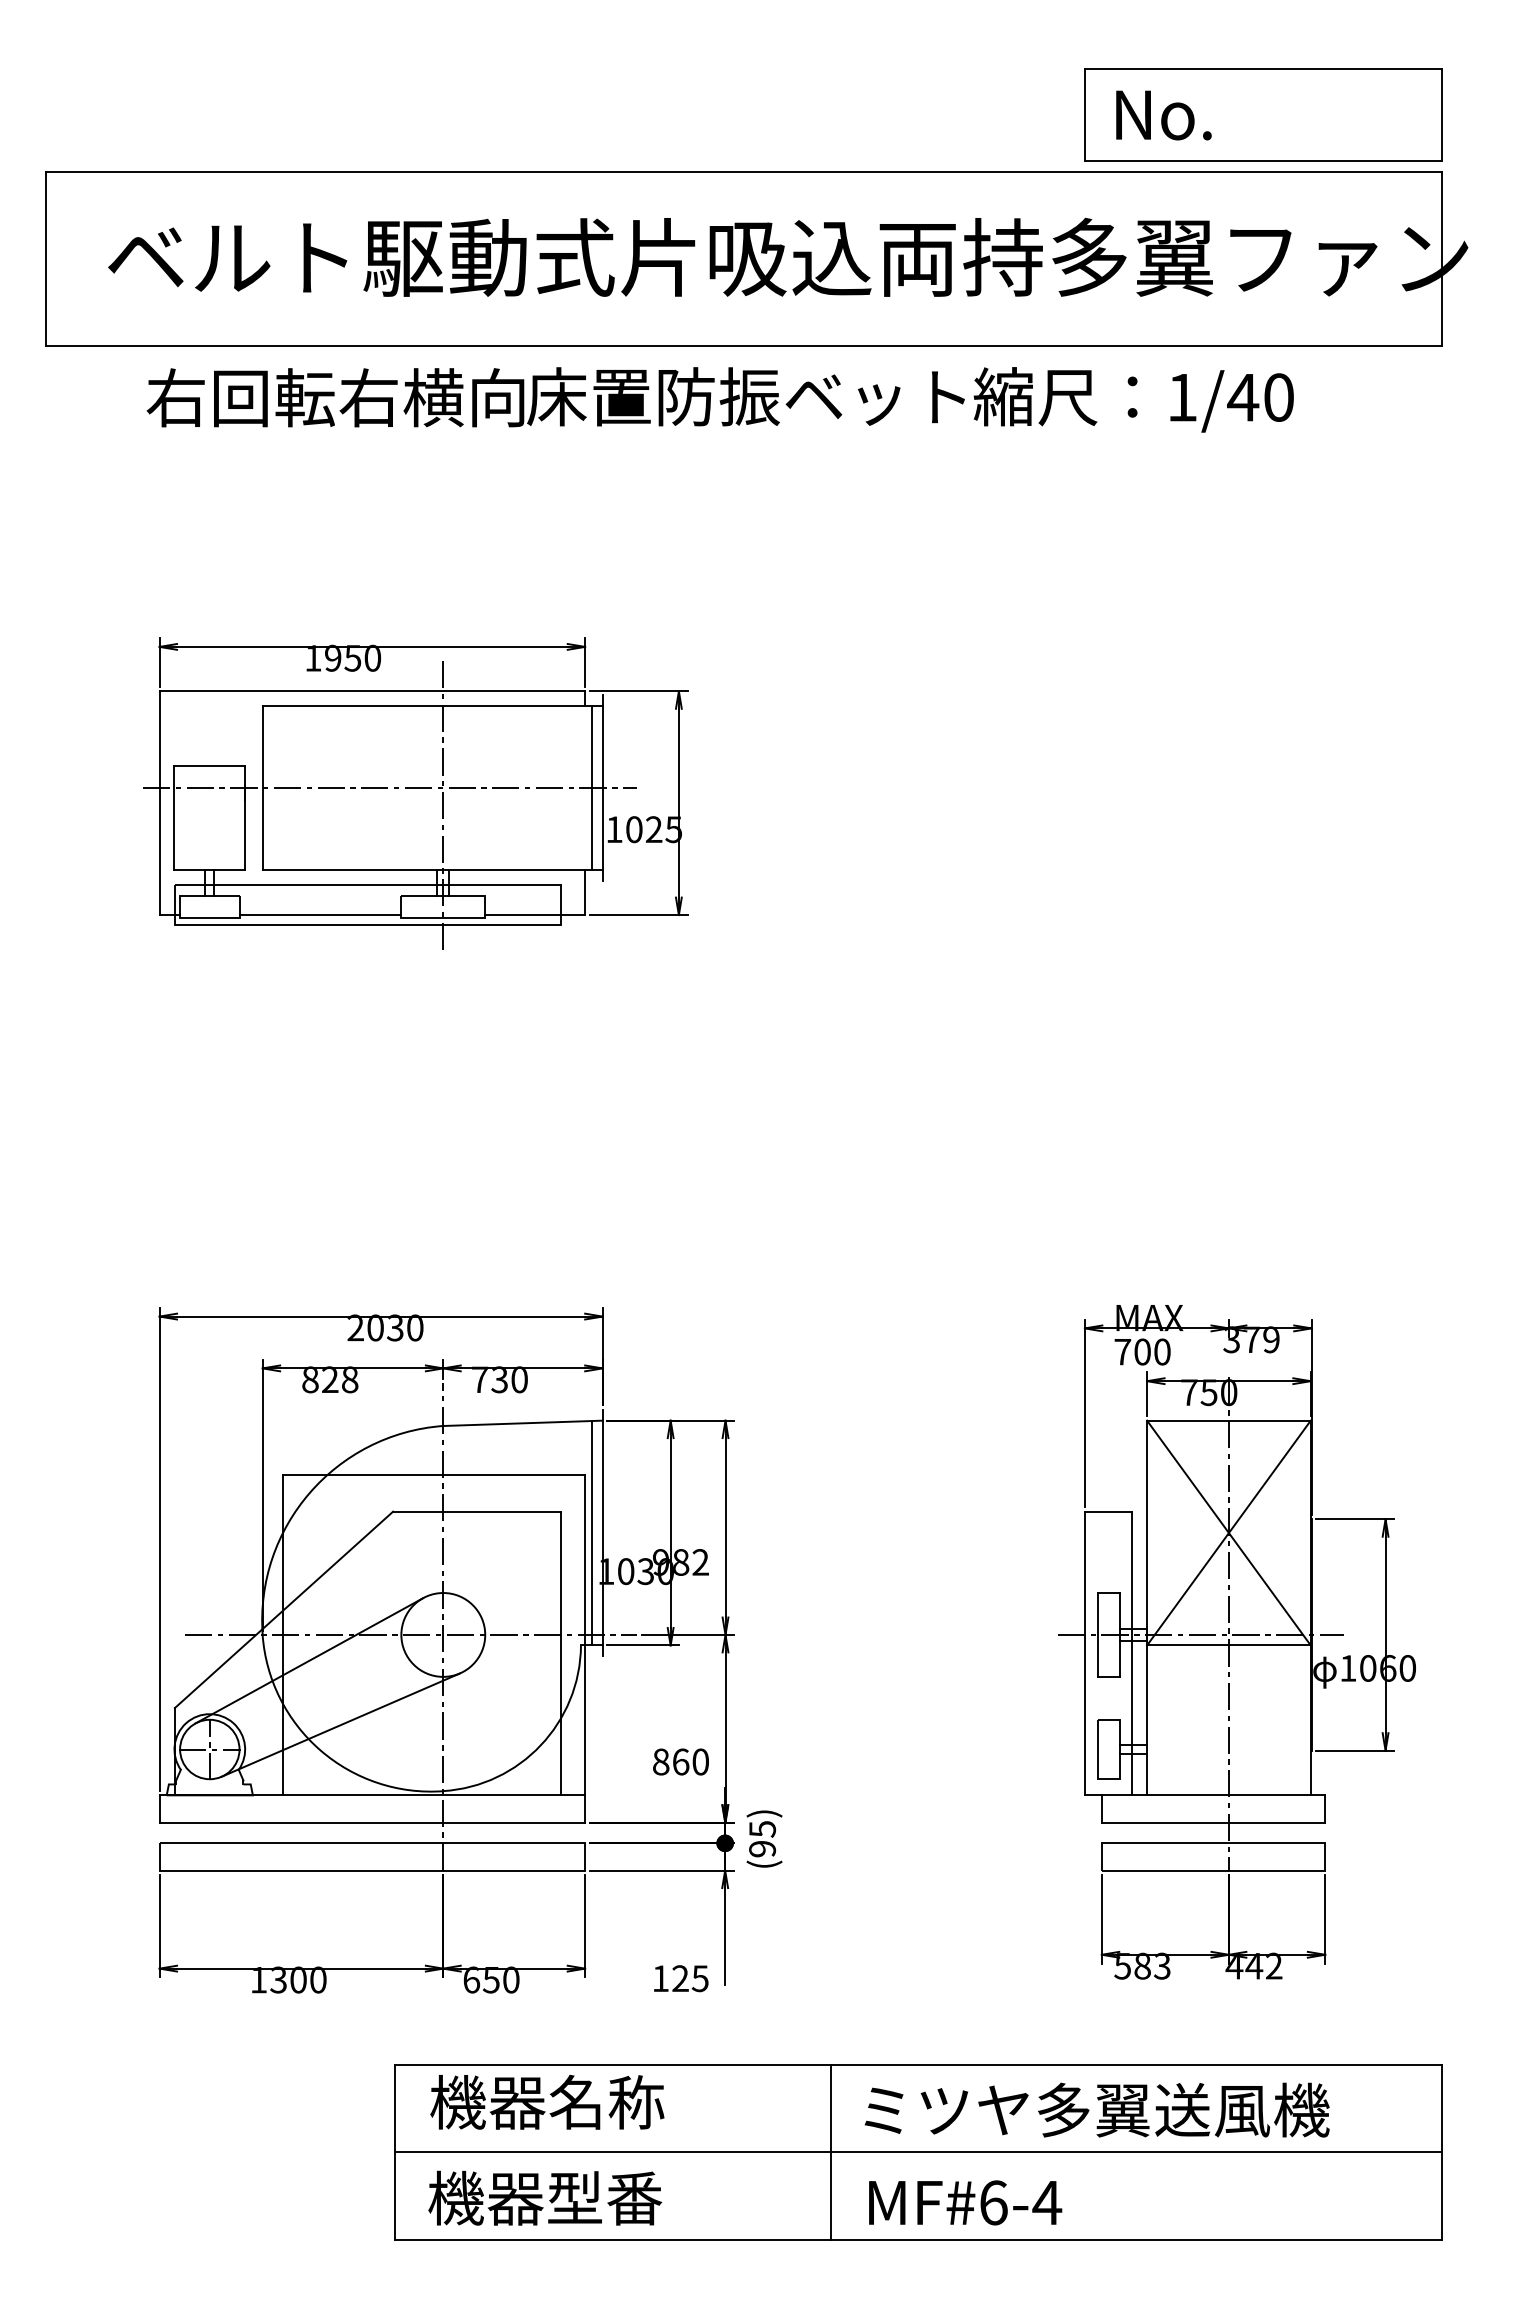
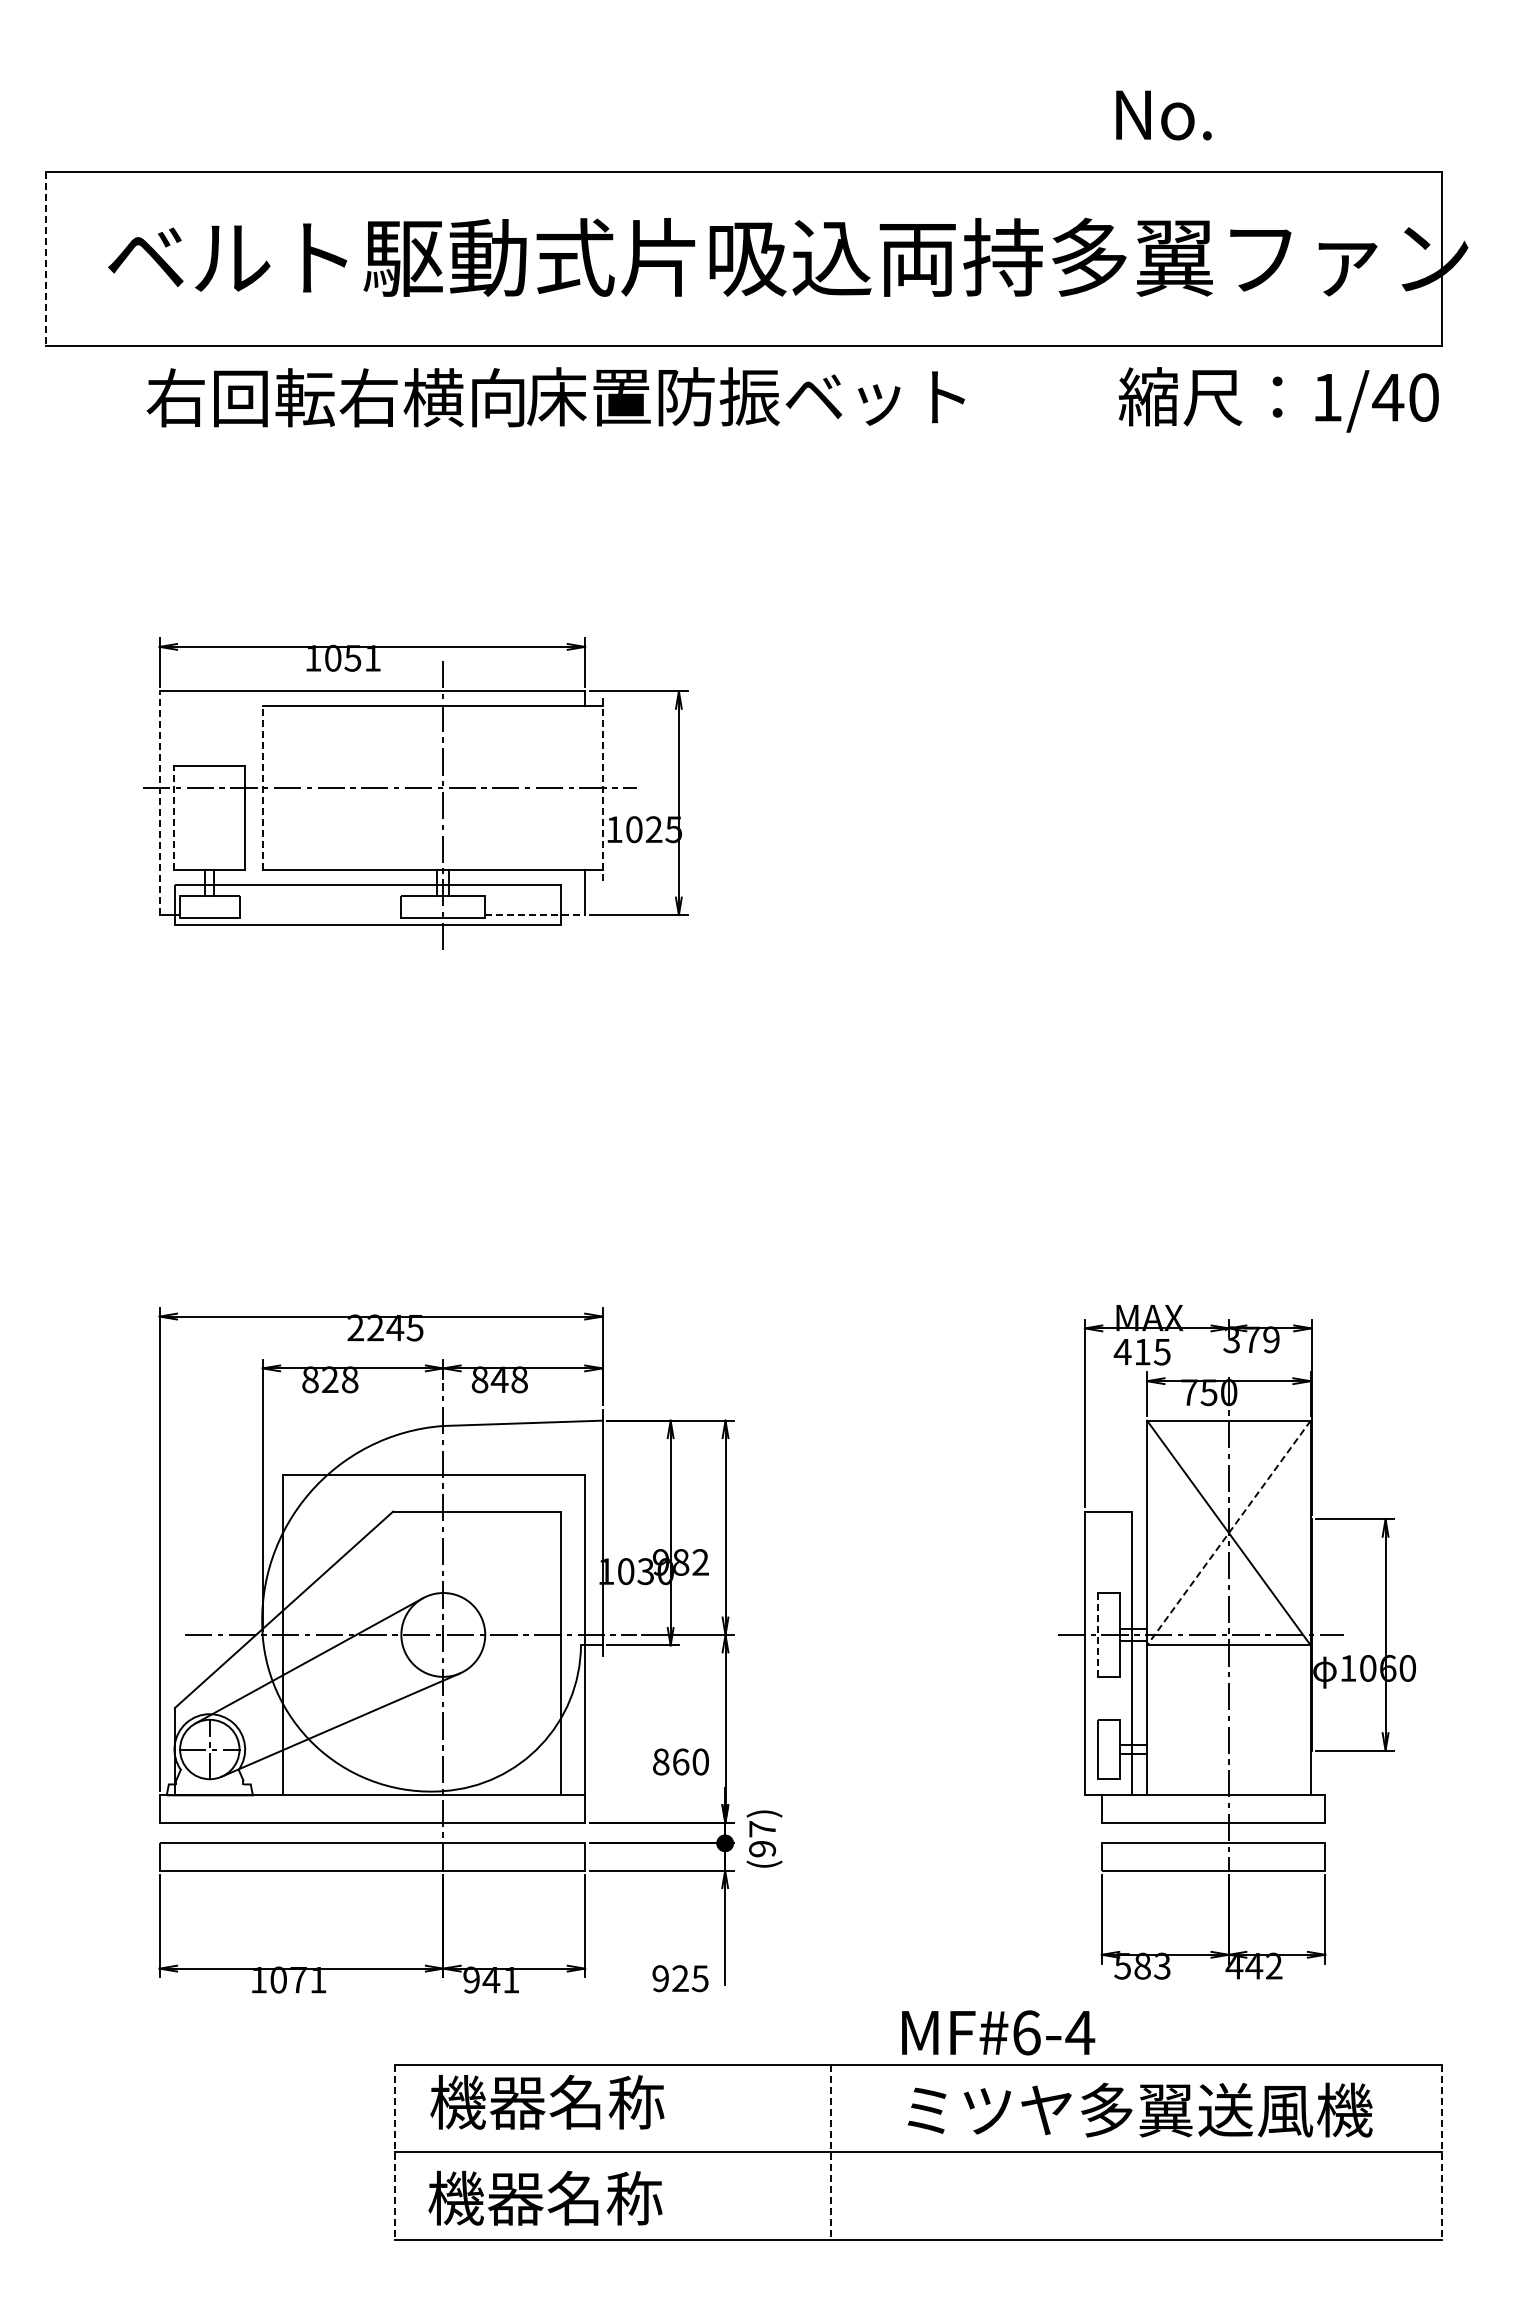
part: present -> none (1263, 114)
line: solid -> dashed (45, 259)
text position: (1133, 399) -> (1278, 399) (1278, 399)
text: 1950 -> 1051 (353, 657)
line: solid -> dashed (262, 787)
line: present -> none (591, 787)
line: solid -> dashed (602, 787)
line: solid -> dashed (159, 803)
line: solid -> dashed (174, 818)
line: present -> none (320, 915)
line: solid -> dashed (535, 915)
text: 2030 -> 2245 (395, 1327)
text: 700 -> 415 (1141, 1351)
text: 730 -> 848 (499, 1379)
line: present -> none (591, 1533)
line: solid -> dashed (1228, 1533)
line: solid -> dashed (1098, 1634)
text: (95) -> (97) (762, 1829)
text: 125 -> 925 (660, 1978)
text: 1300 -> 1071 (298, 1979)
text: 650 -> 941 (491, 1979)
text position: (1096, 2109) -> (1139, 2109) (1139, 2109)
line: solid -> dashed (394, 2152)
line: solid -> dashed (831, 2152)
line: solid -> dashed (1442, 2152)
text: 機器型番 -> 機器名称 (604, 2197)
text position: (965, 2202) -> (998, 2032) (998, 2032)
